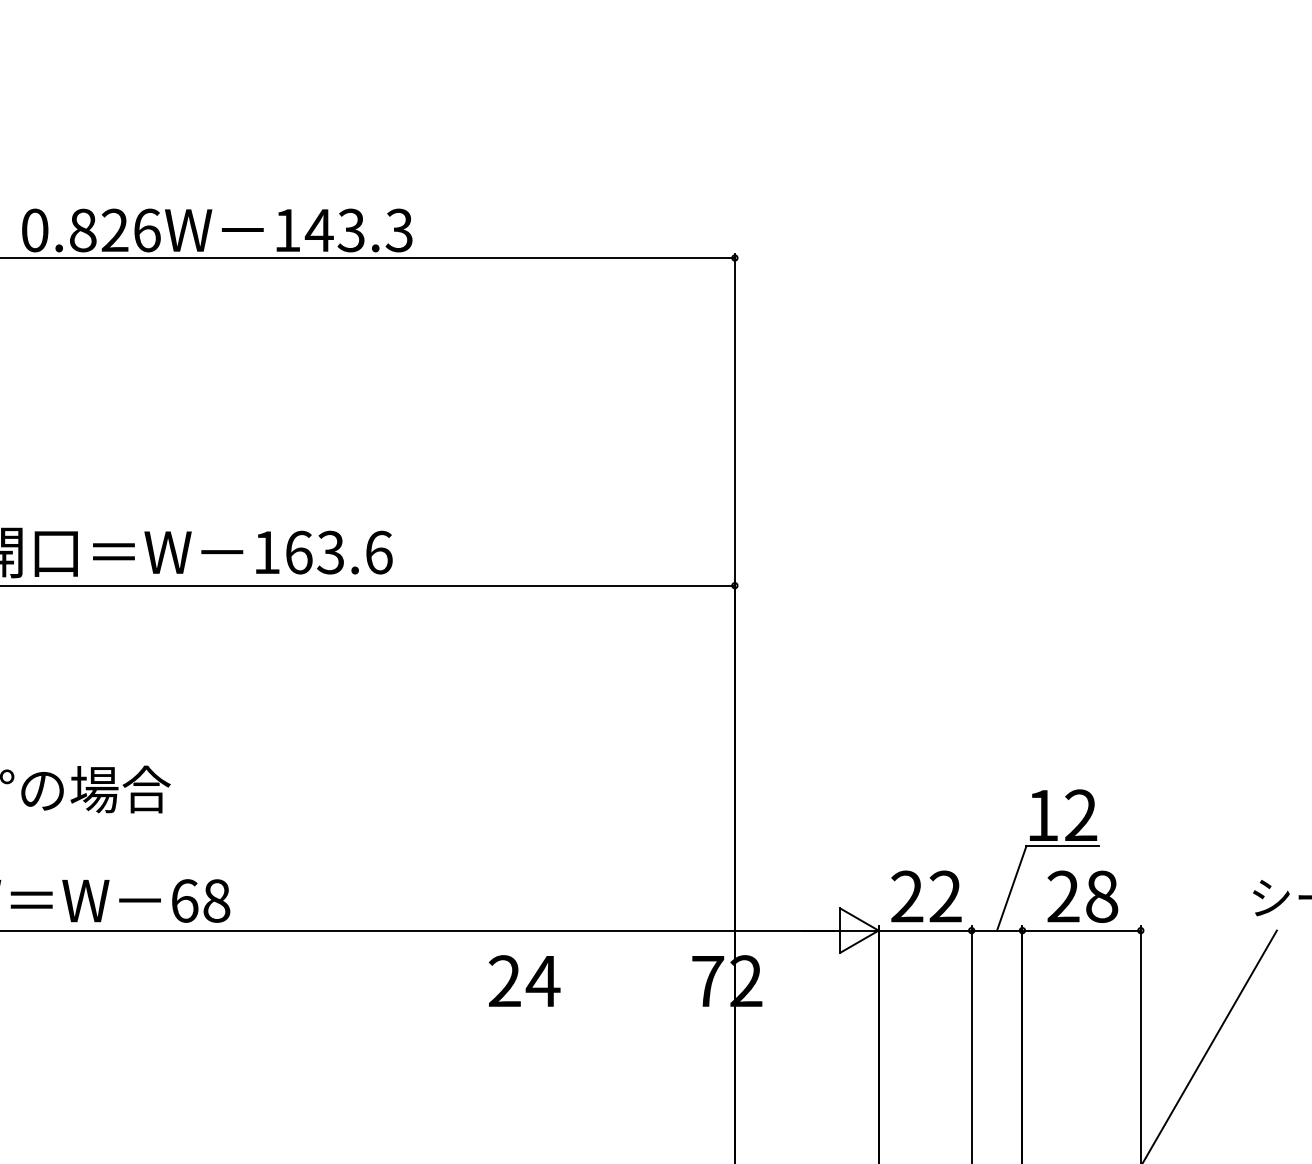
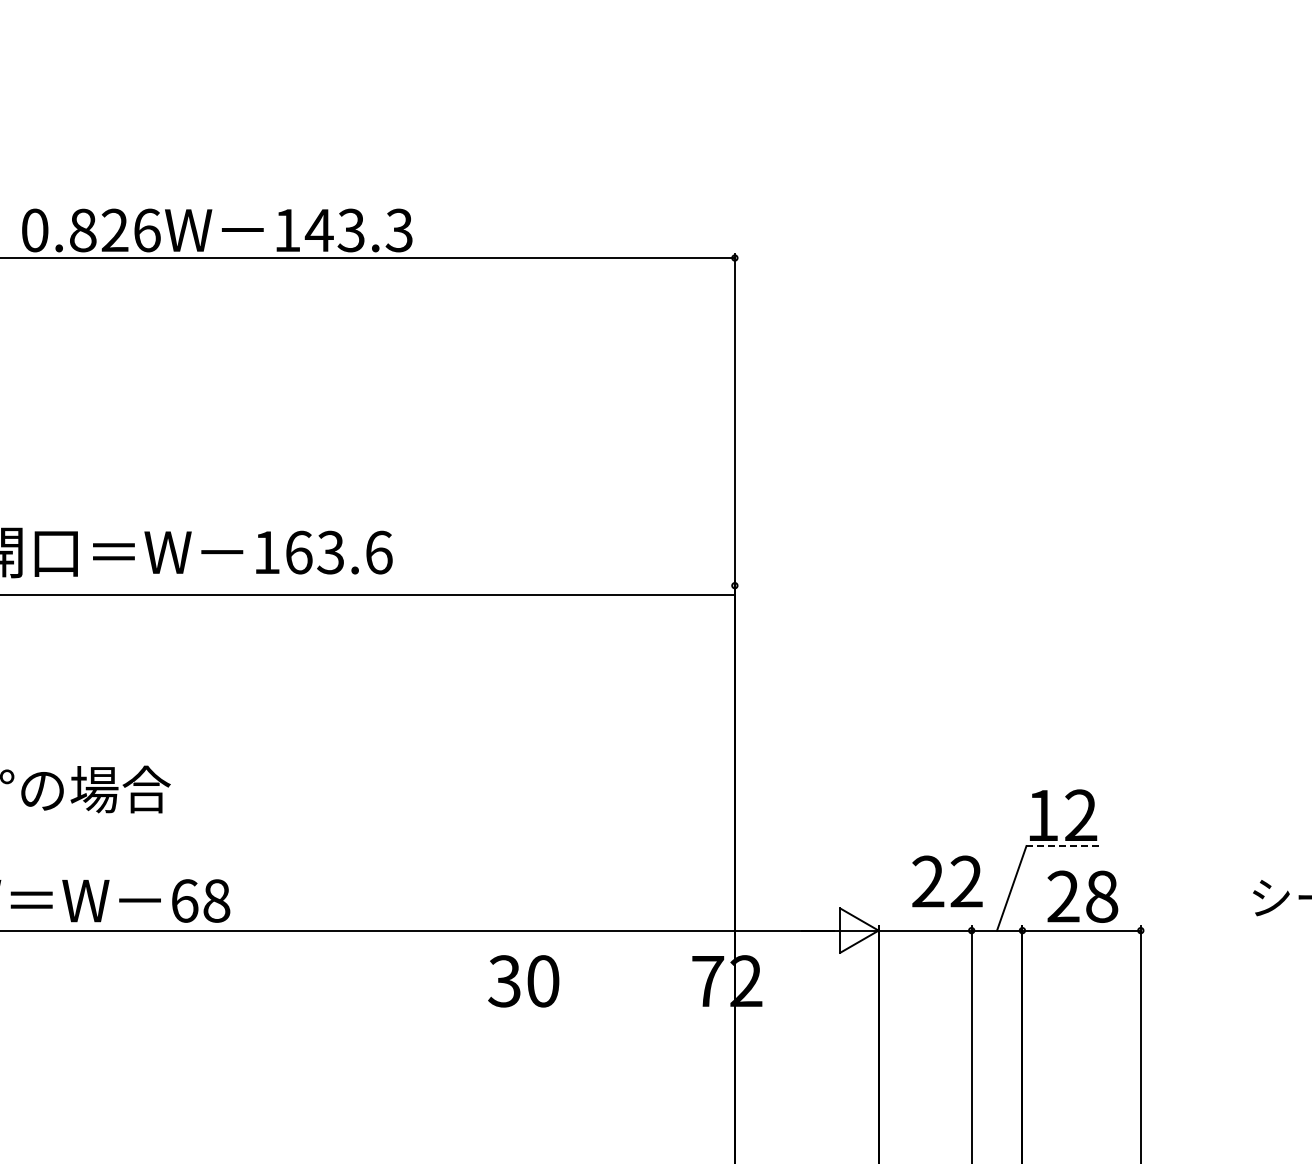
line position: (368, 585) -> (368, 594) (368, 594)
line: solid -> dashed (1063, 846)
text position: (926, 896) -> (947, 881) (947, 881)
text: 24 -> 30 (524, 981)
line: present -> none (1210, 1045)
